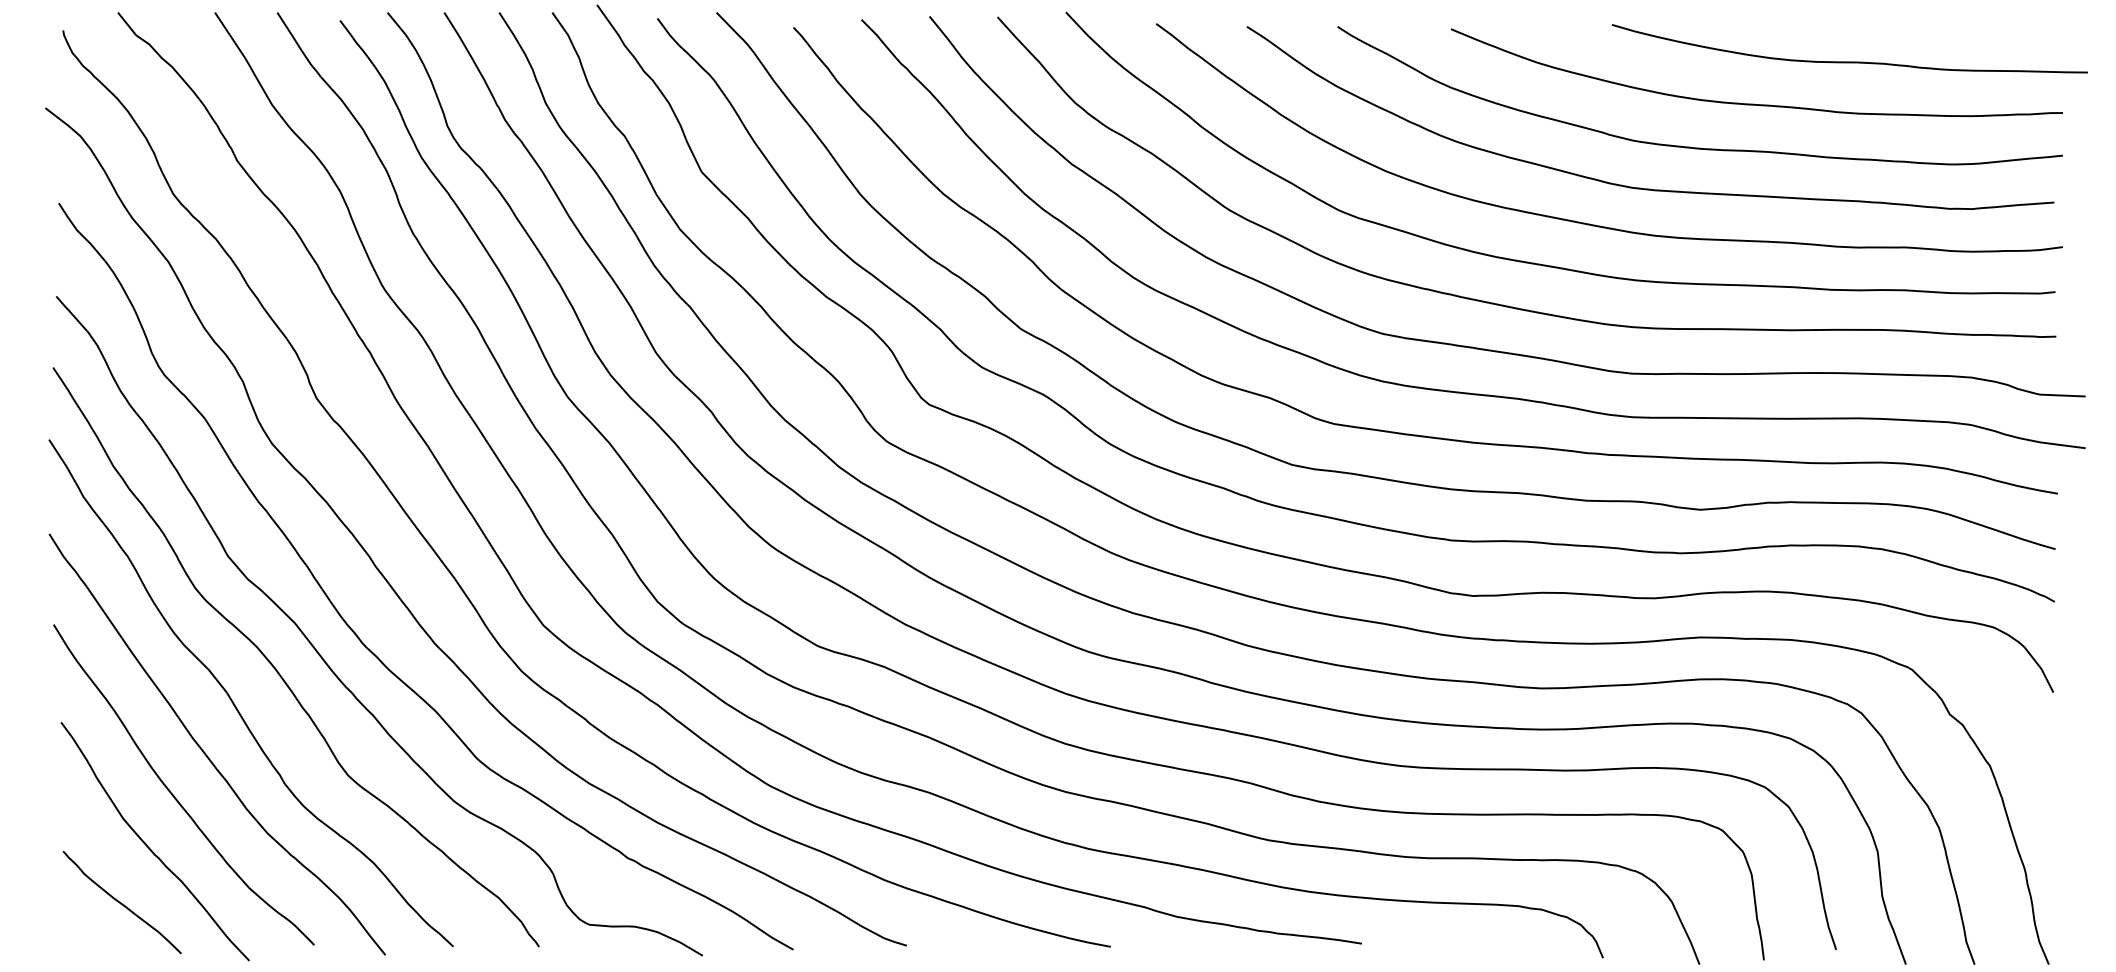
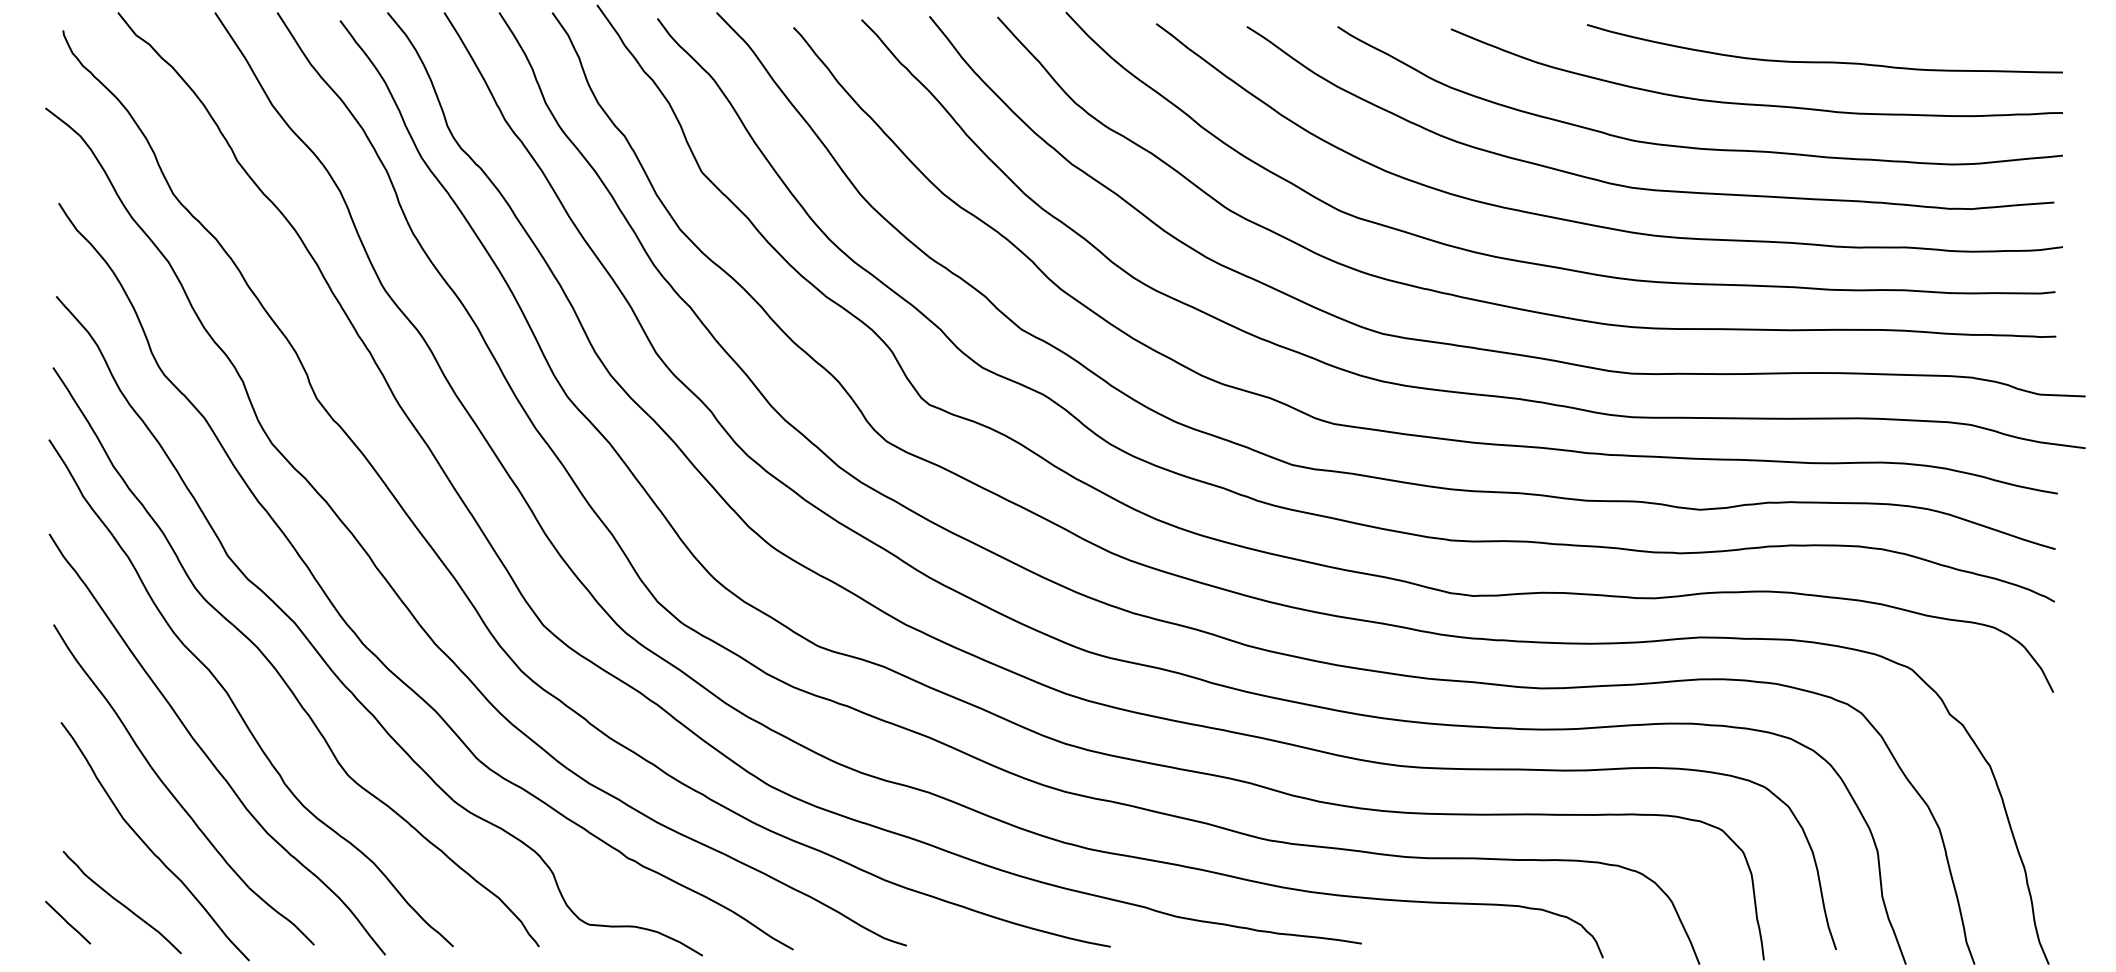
curve position: (1849, 61) -> (1824, 61) (1824, 61)
line: none -> present (68, 922)
